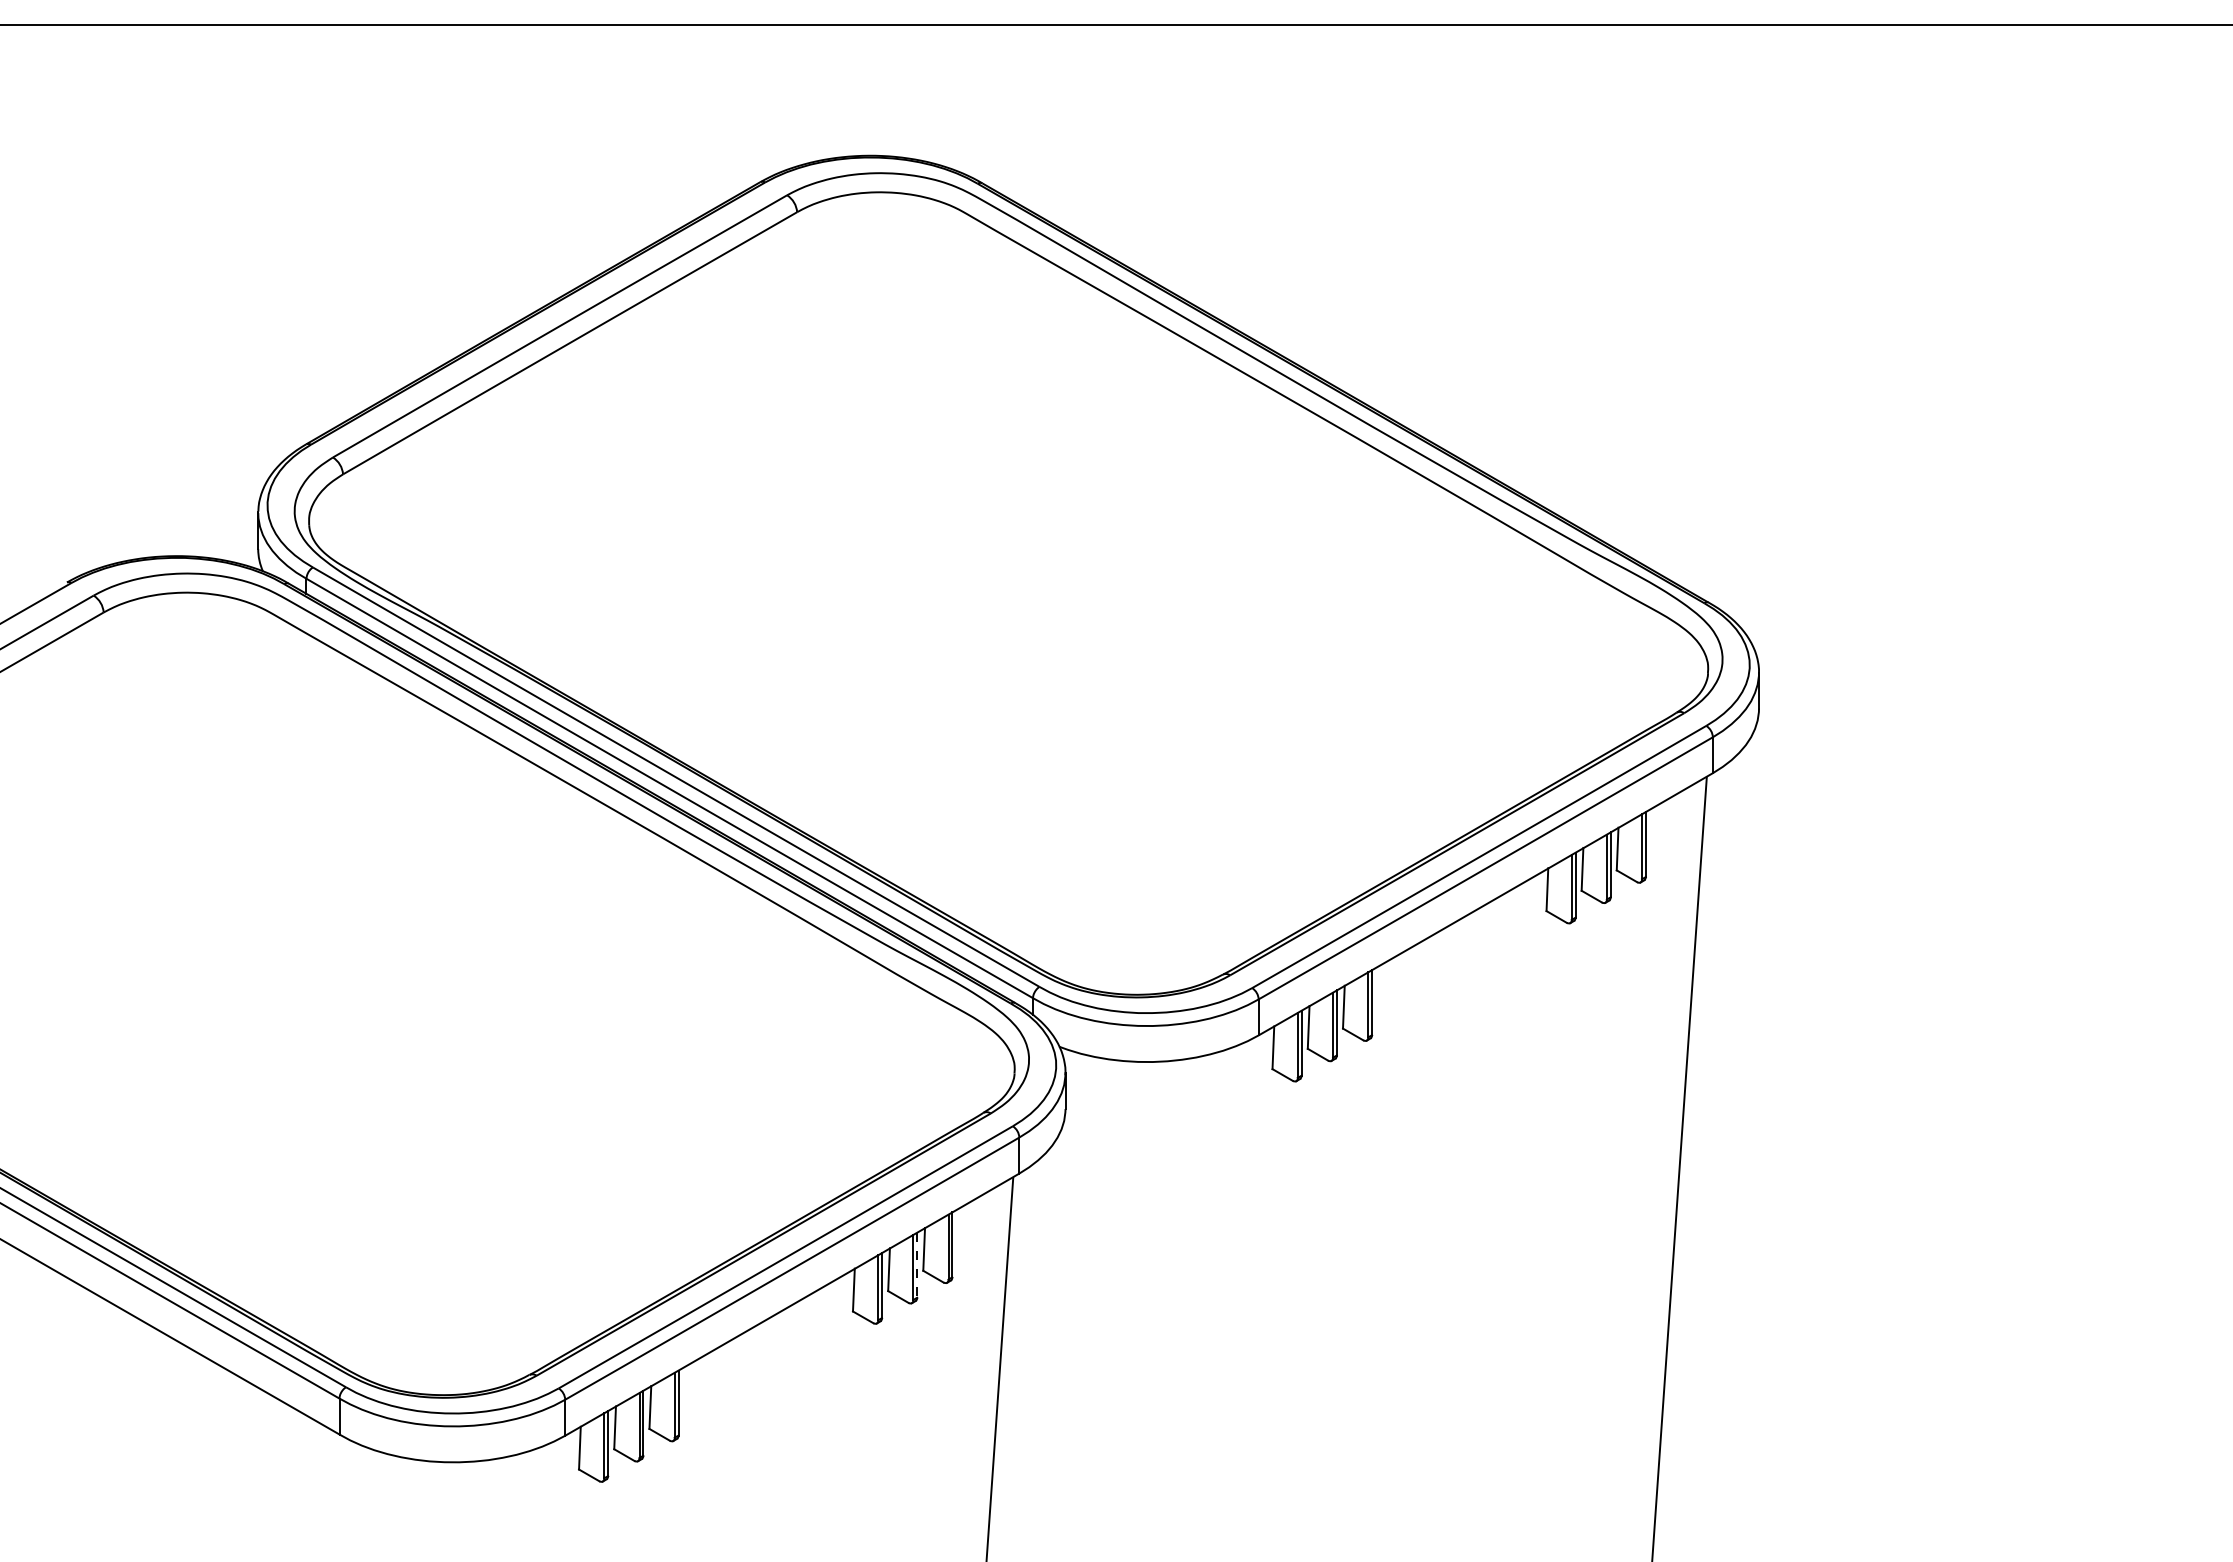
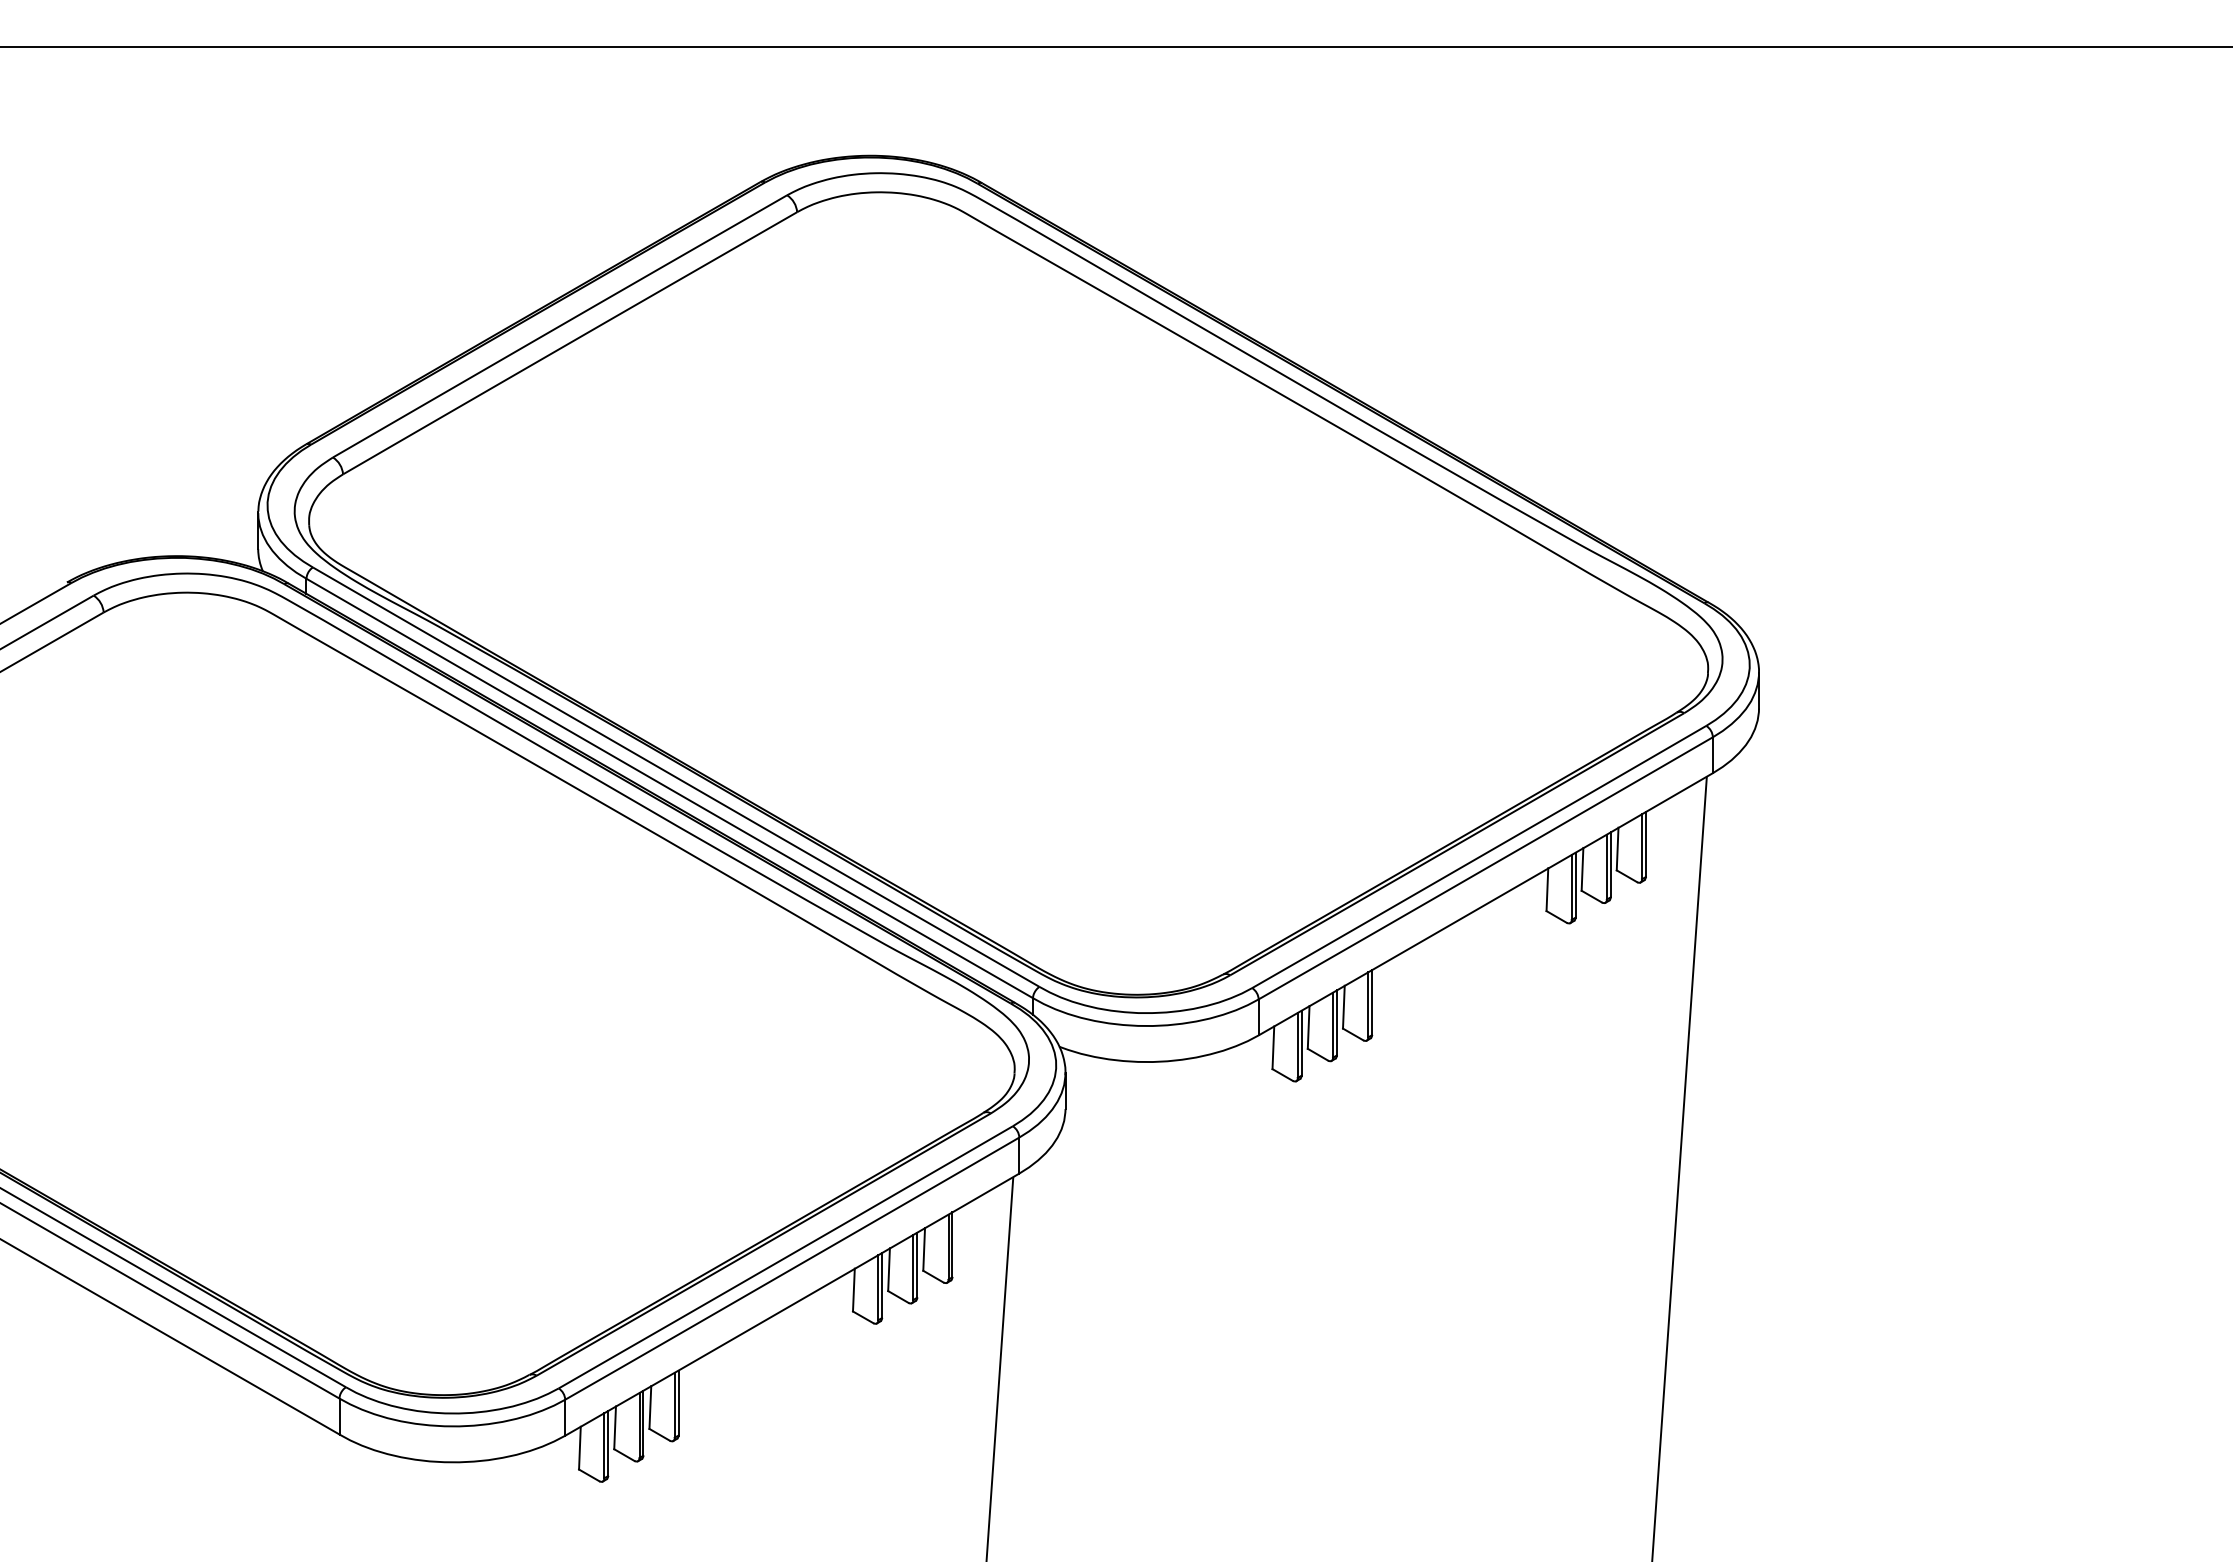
line position: (1115, 25) -> (1115, 47) (1115, 47)
line: dashed -> solid (917, 1265)
